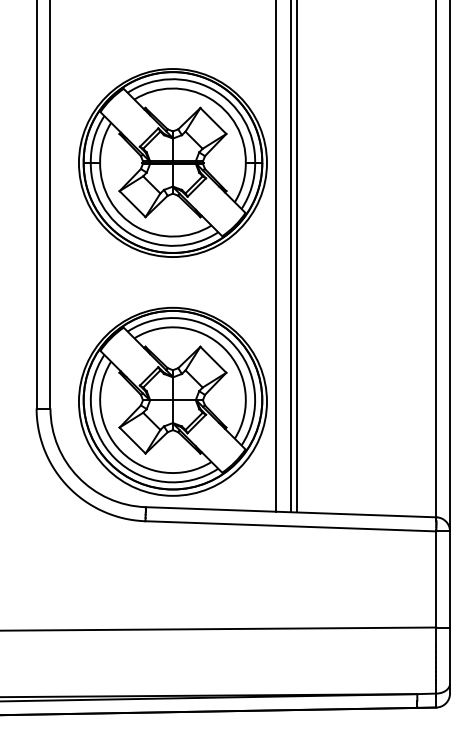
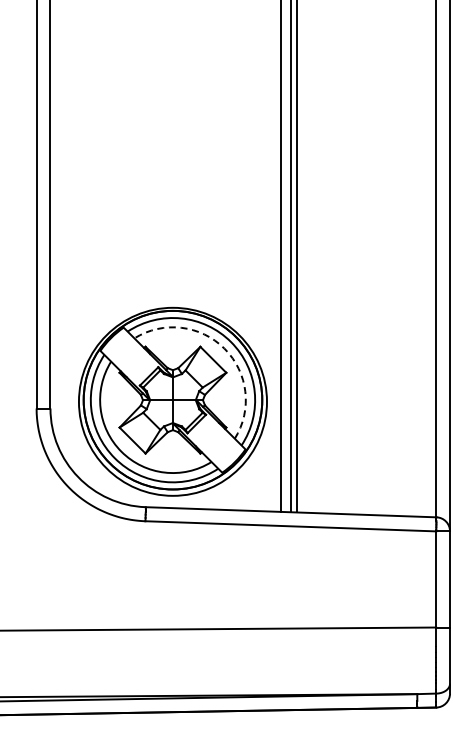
part: present -> none (172, 162)
line position: (276, 256) -> (281, 256) (281, 256)
arc: solid -> dashed (224, 348)
